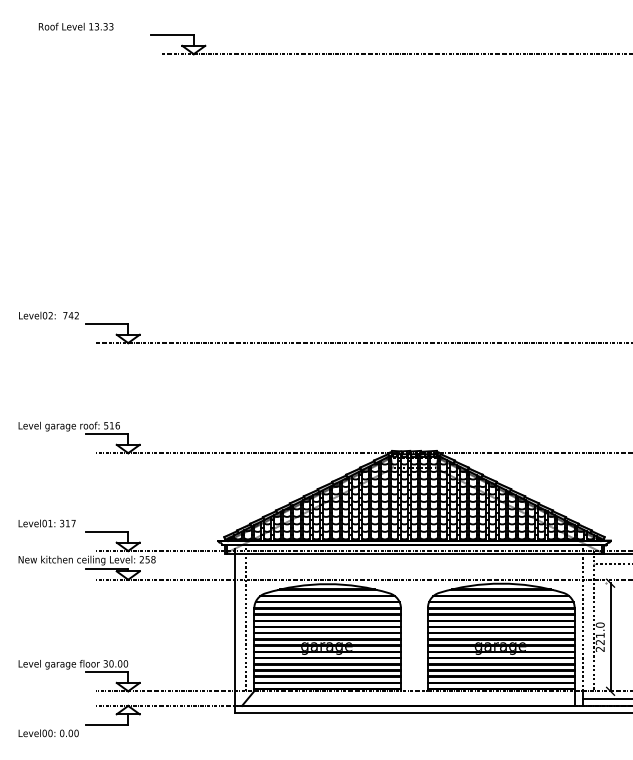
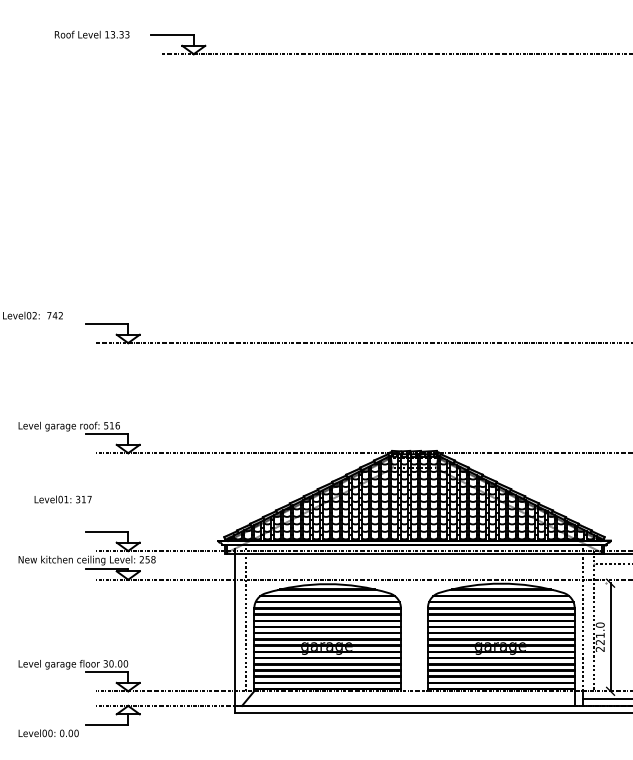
text position: (75, 26) -> (91, 34) (91, 34)
text position: (48, 315) -> (32, 315) (32, 315)
text position: (46, 523) -> (62, 499) (62, 499)
